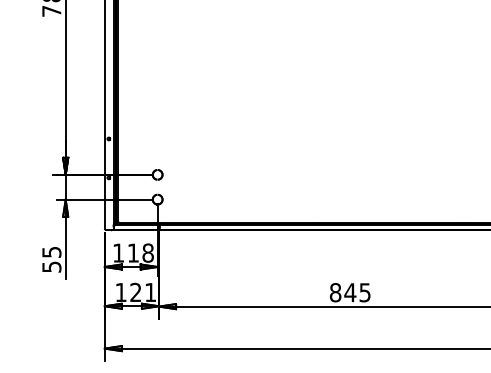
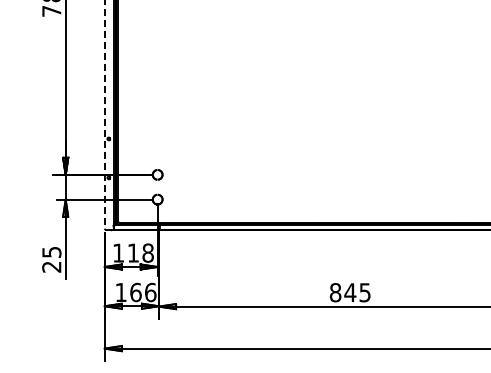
line: solid -> dashed (104, 114)
text: 55 -> 25 (51, 266)
text: 121 -> 166 (143, 292)
